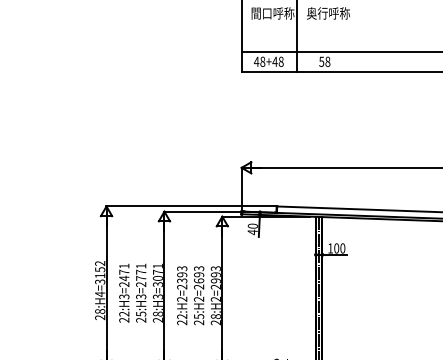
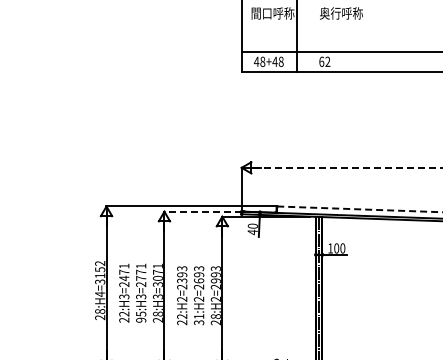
text position: (328, 13) -> (341, 13) (341, 13)
text: 58 -> 62 (324, 61)
line: solid -> dashed (347, 167)
line: solid -> dashed (360, 209)
line: solid -> dashed (203, 211)
text: 25:H3=2771 -> 95:H3=2771 (141, 319)
text: 25:H2=2693 -> 31:H2=2693 (199, 319)
